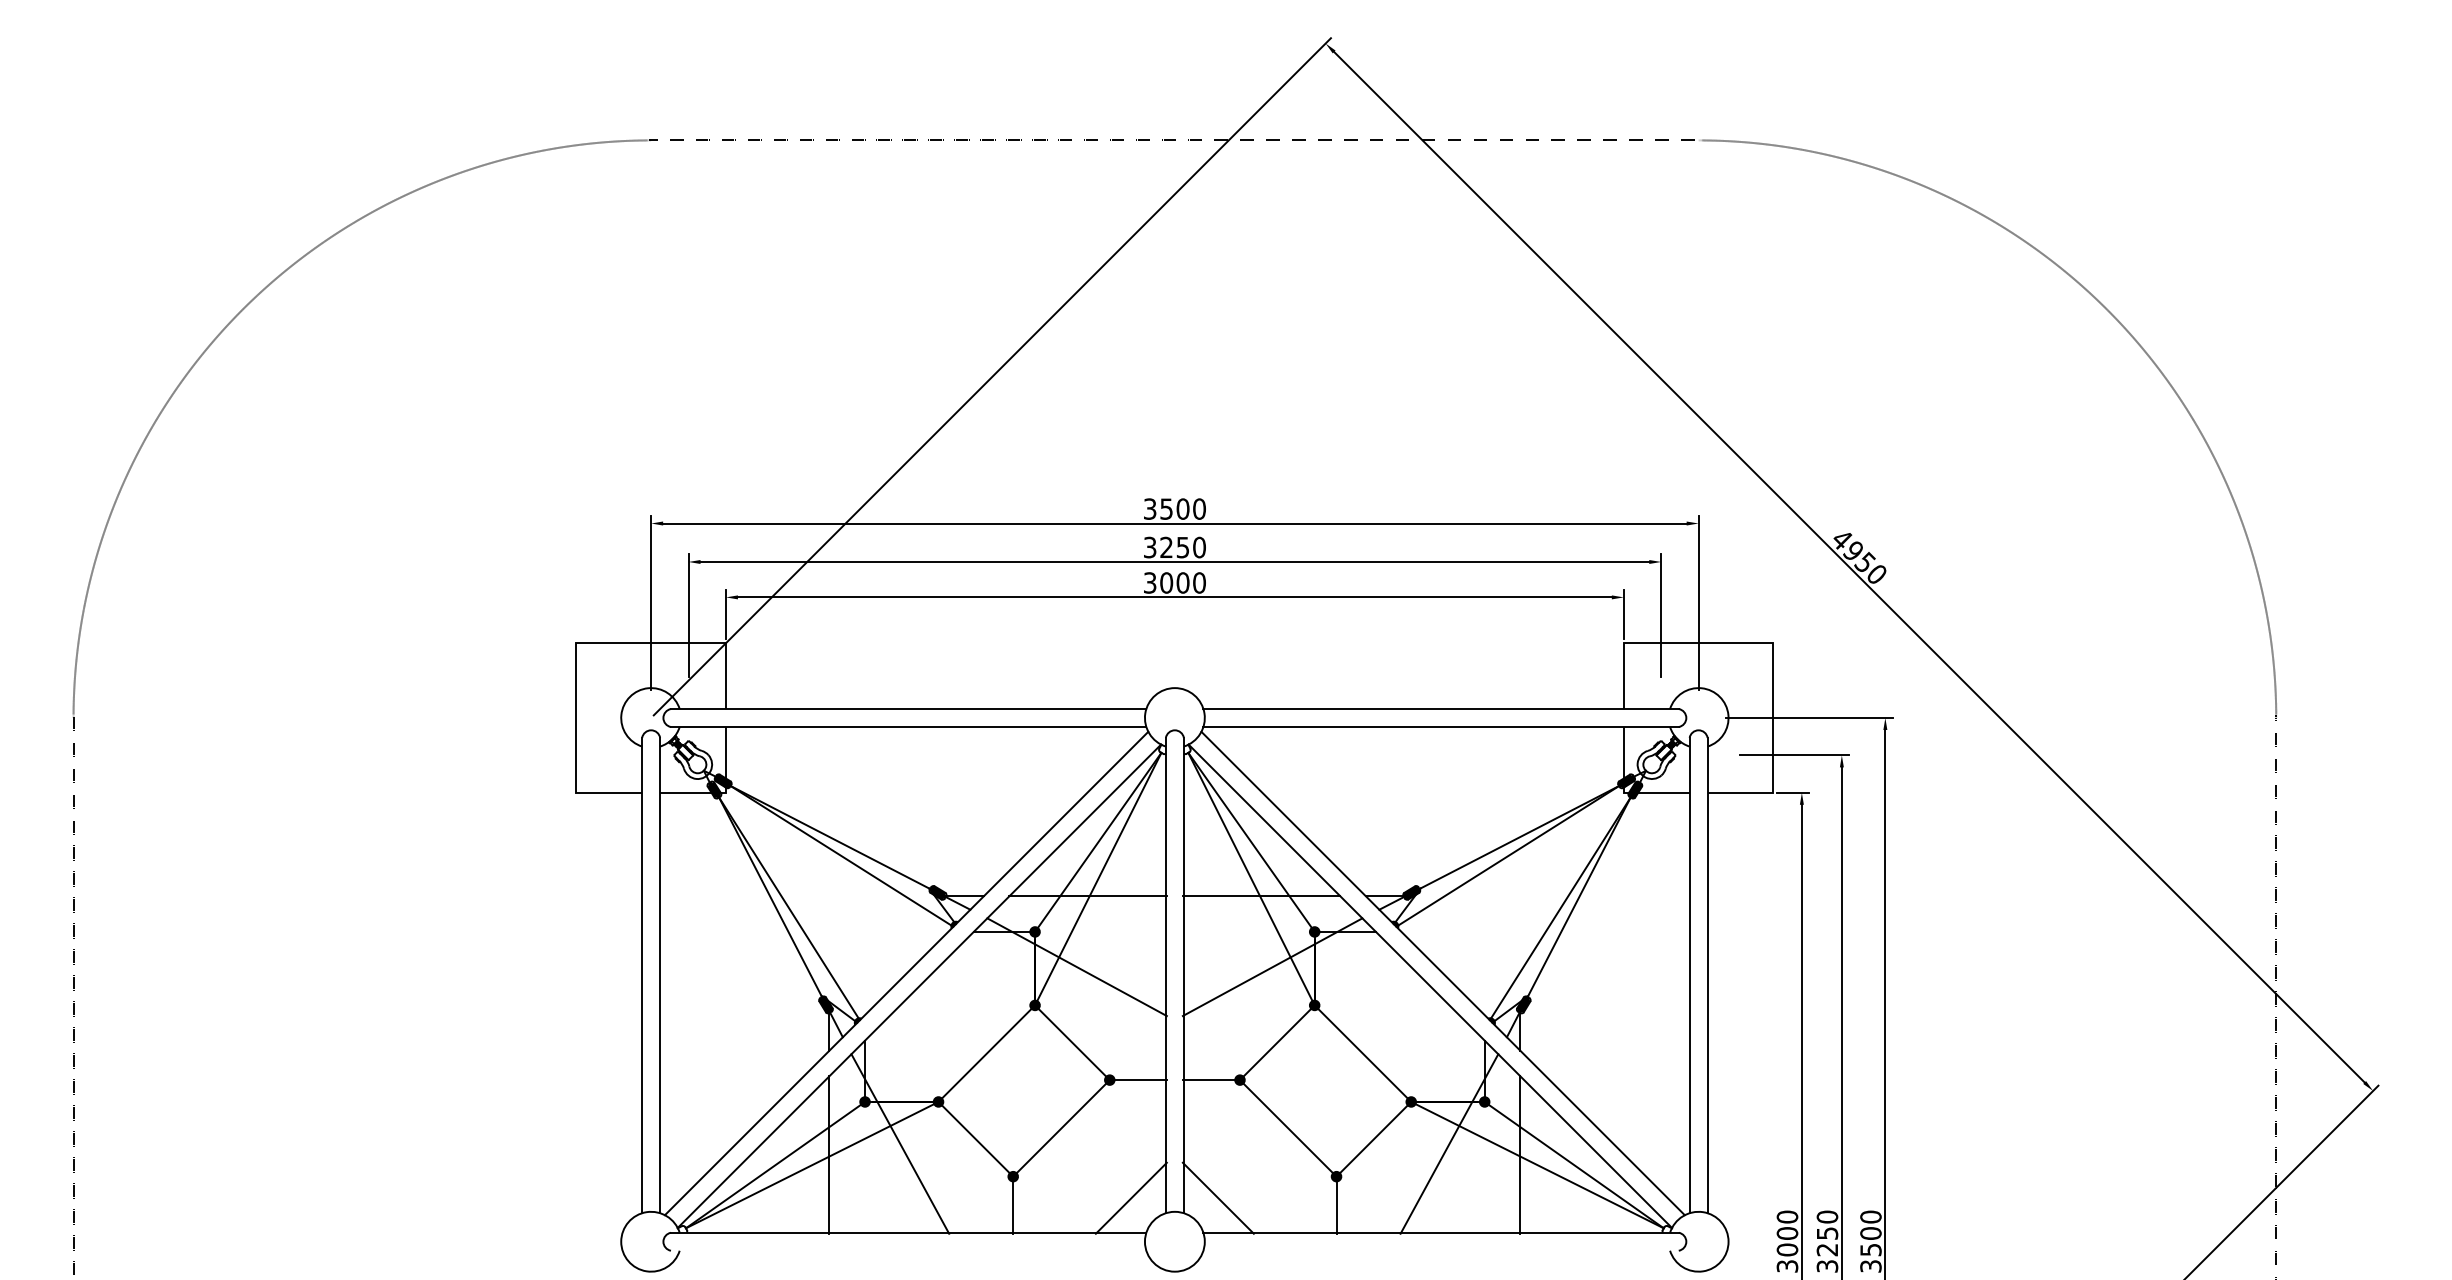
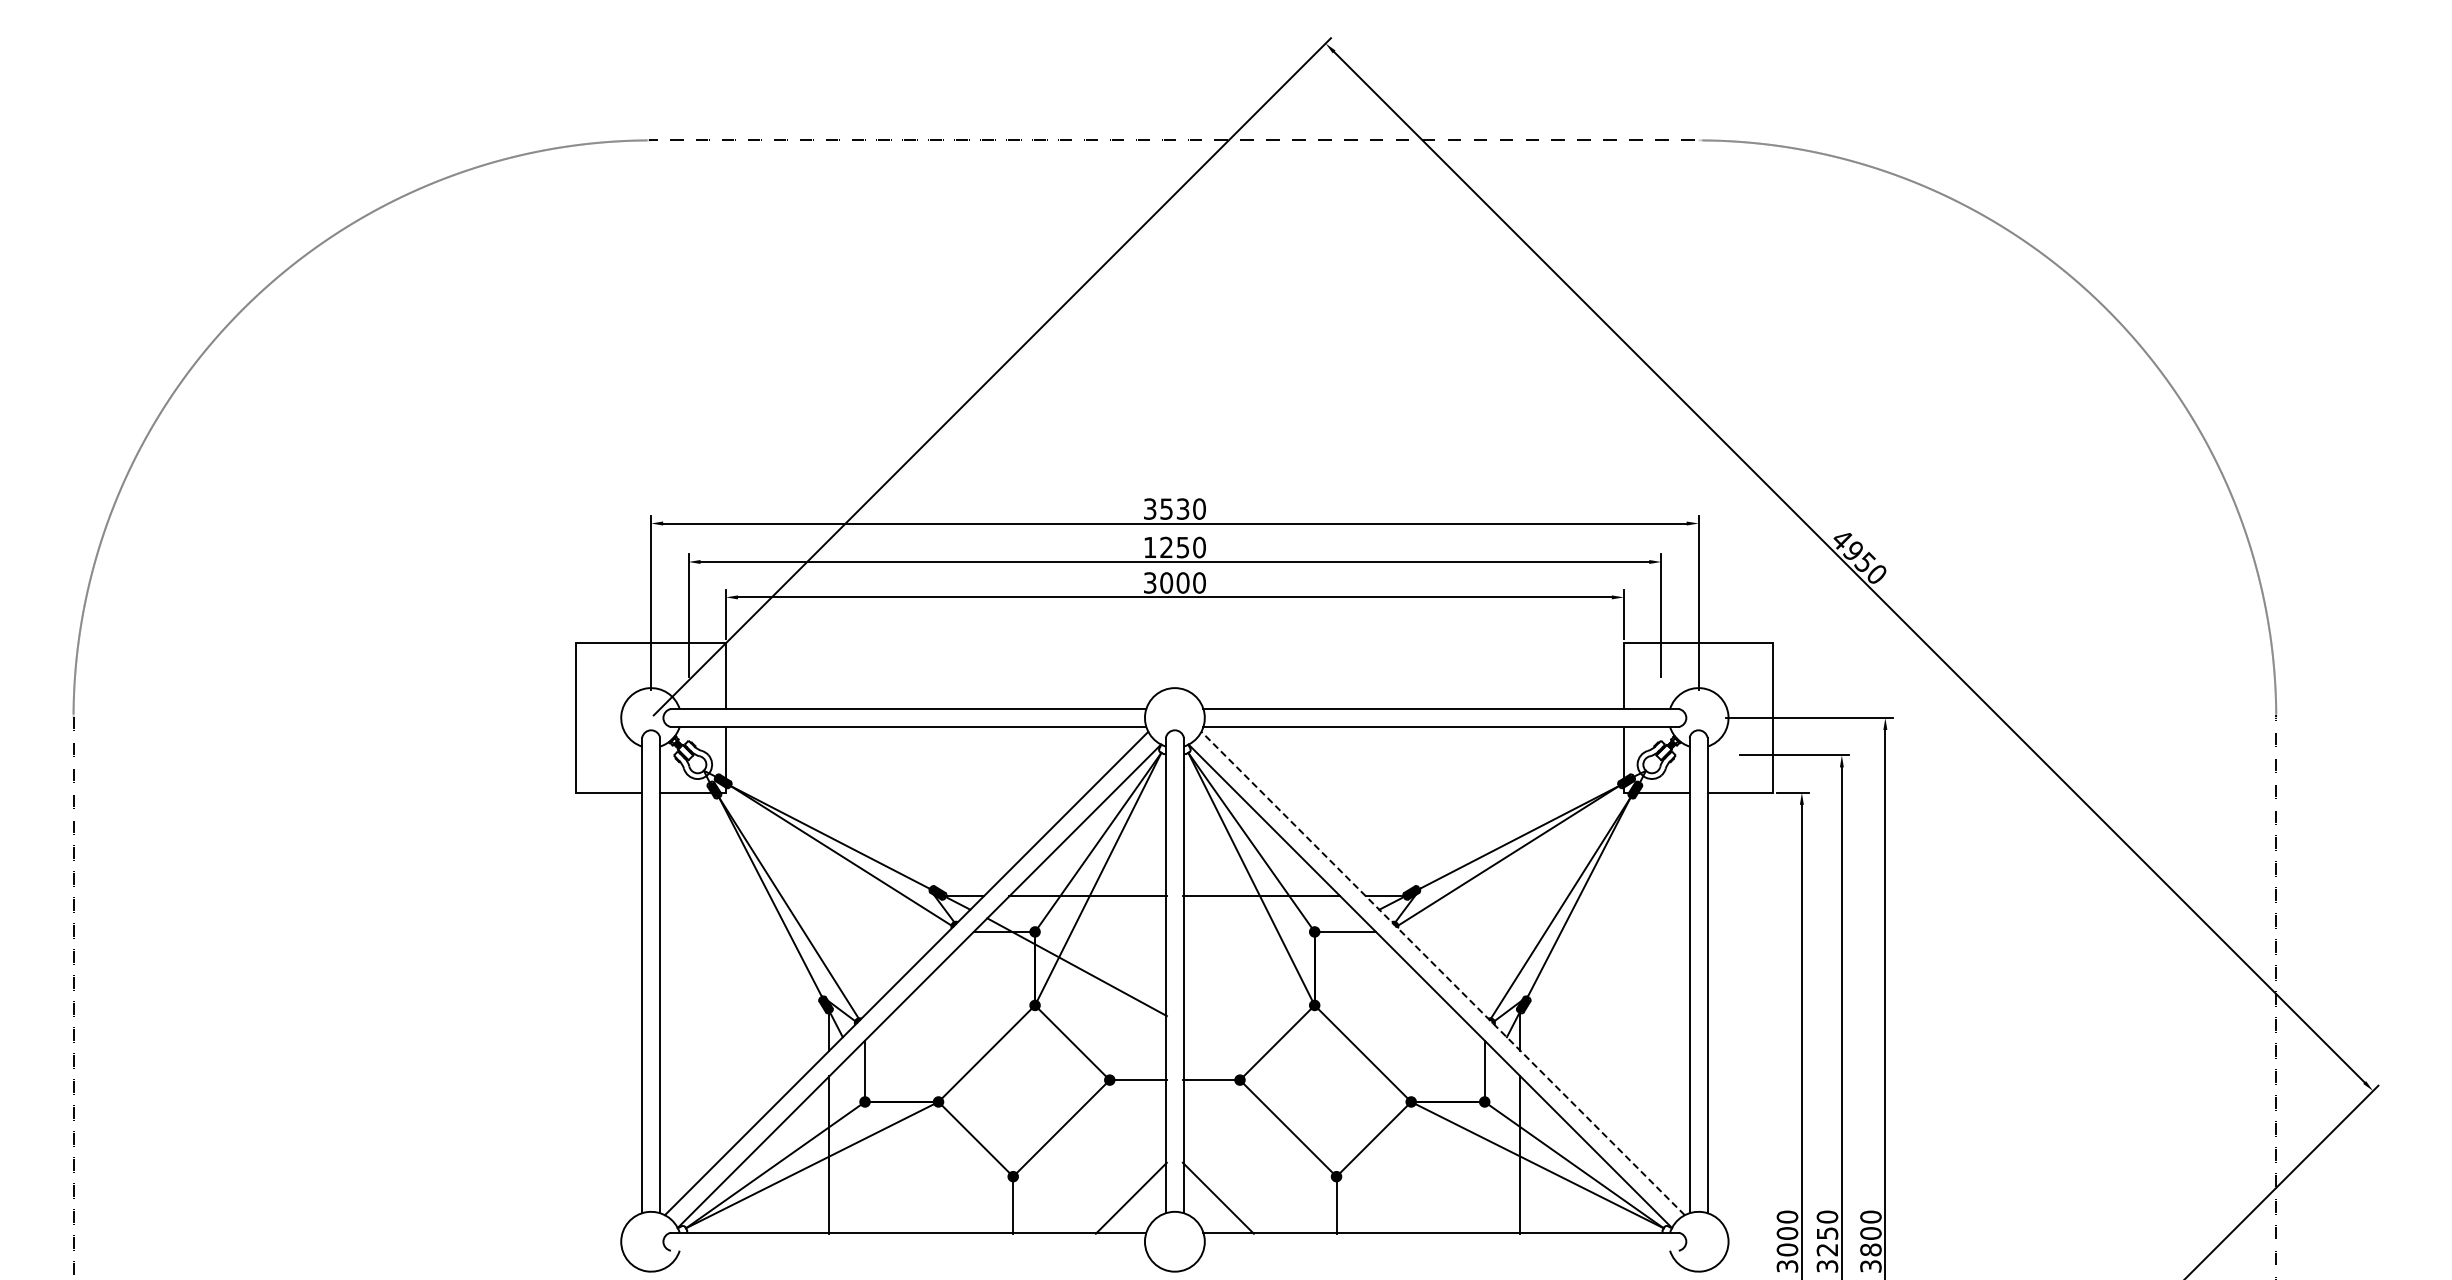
text: 3500 -> 3530 (1182, 508)
text: 3250 -> 1250 (1150, 547)
line: present -> none (1272, 967)
line: solid -> dashed (1443, 973)
line: present -> none (900, 1143)
line: present -> none (1449, 1143)
text: 3500 -> 3800 (1870, 1249)
